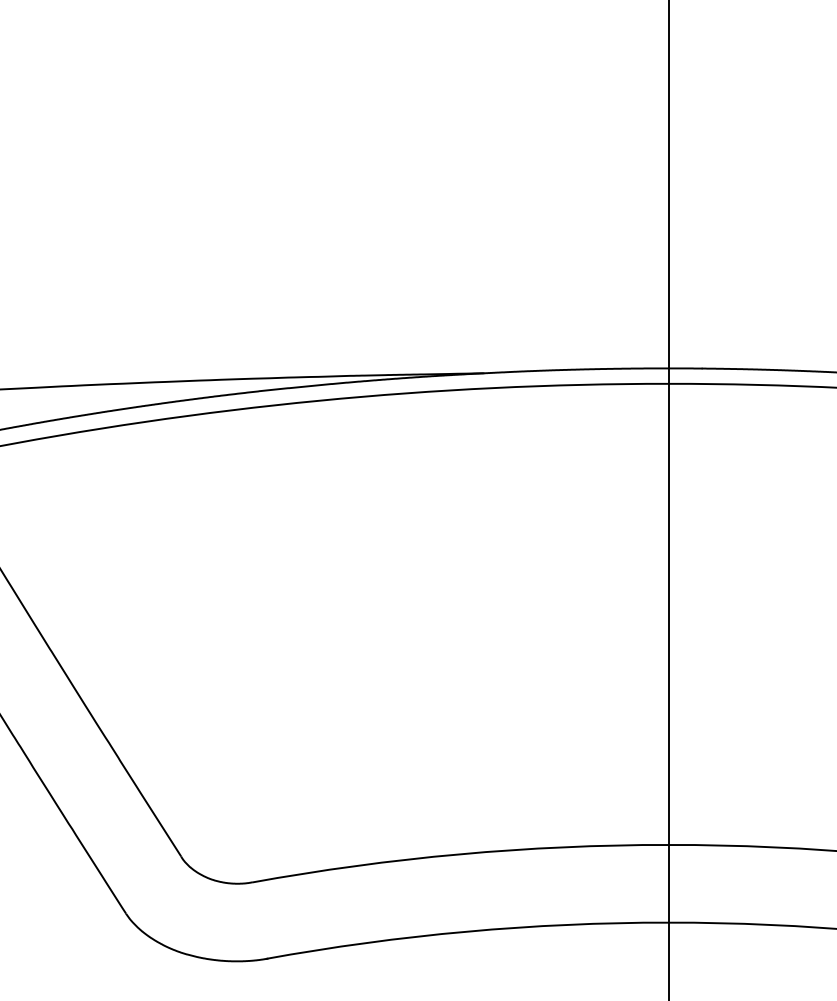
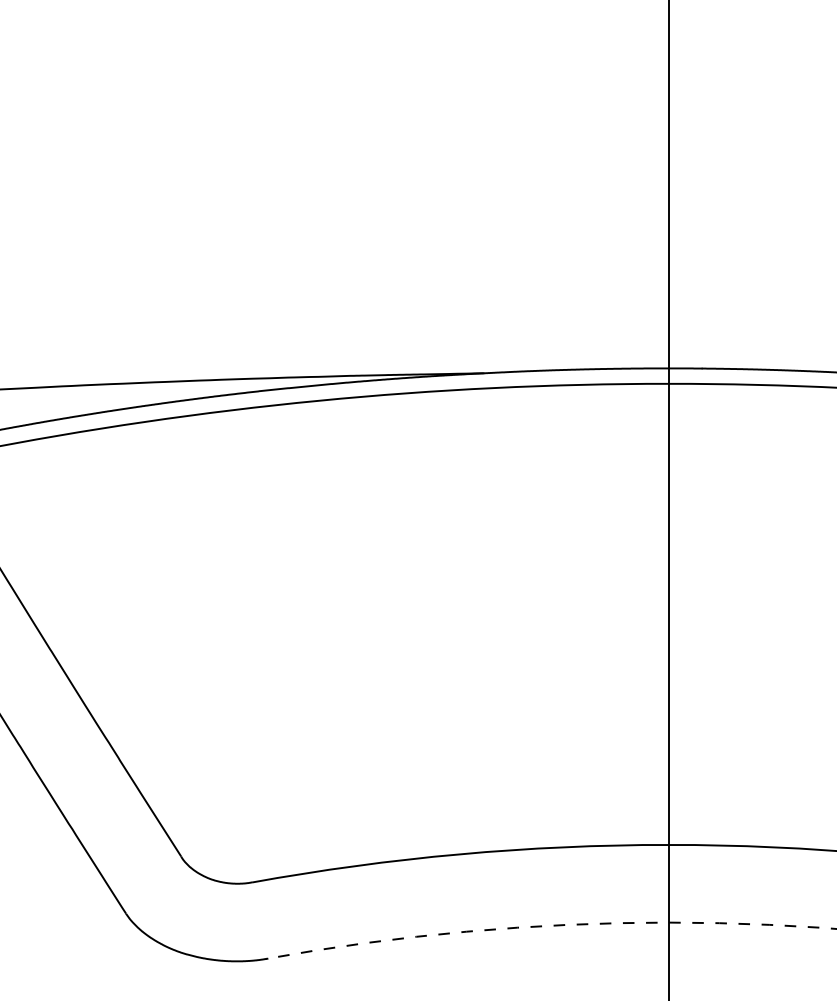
arc: solid -> dashed (550, 925)
